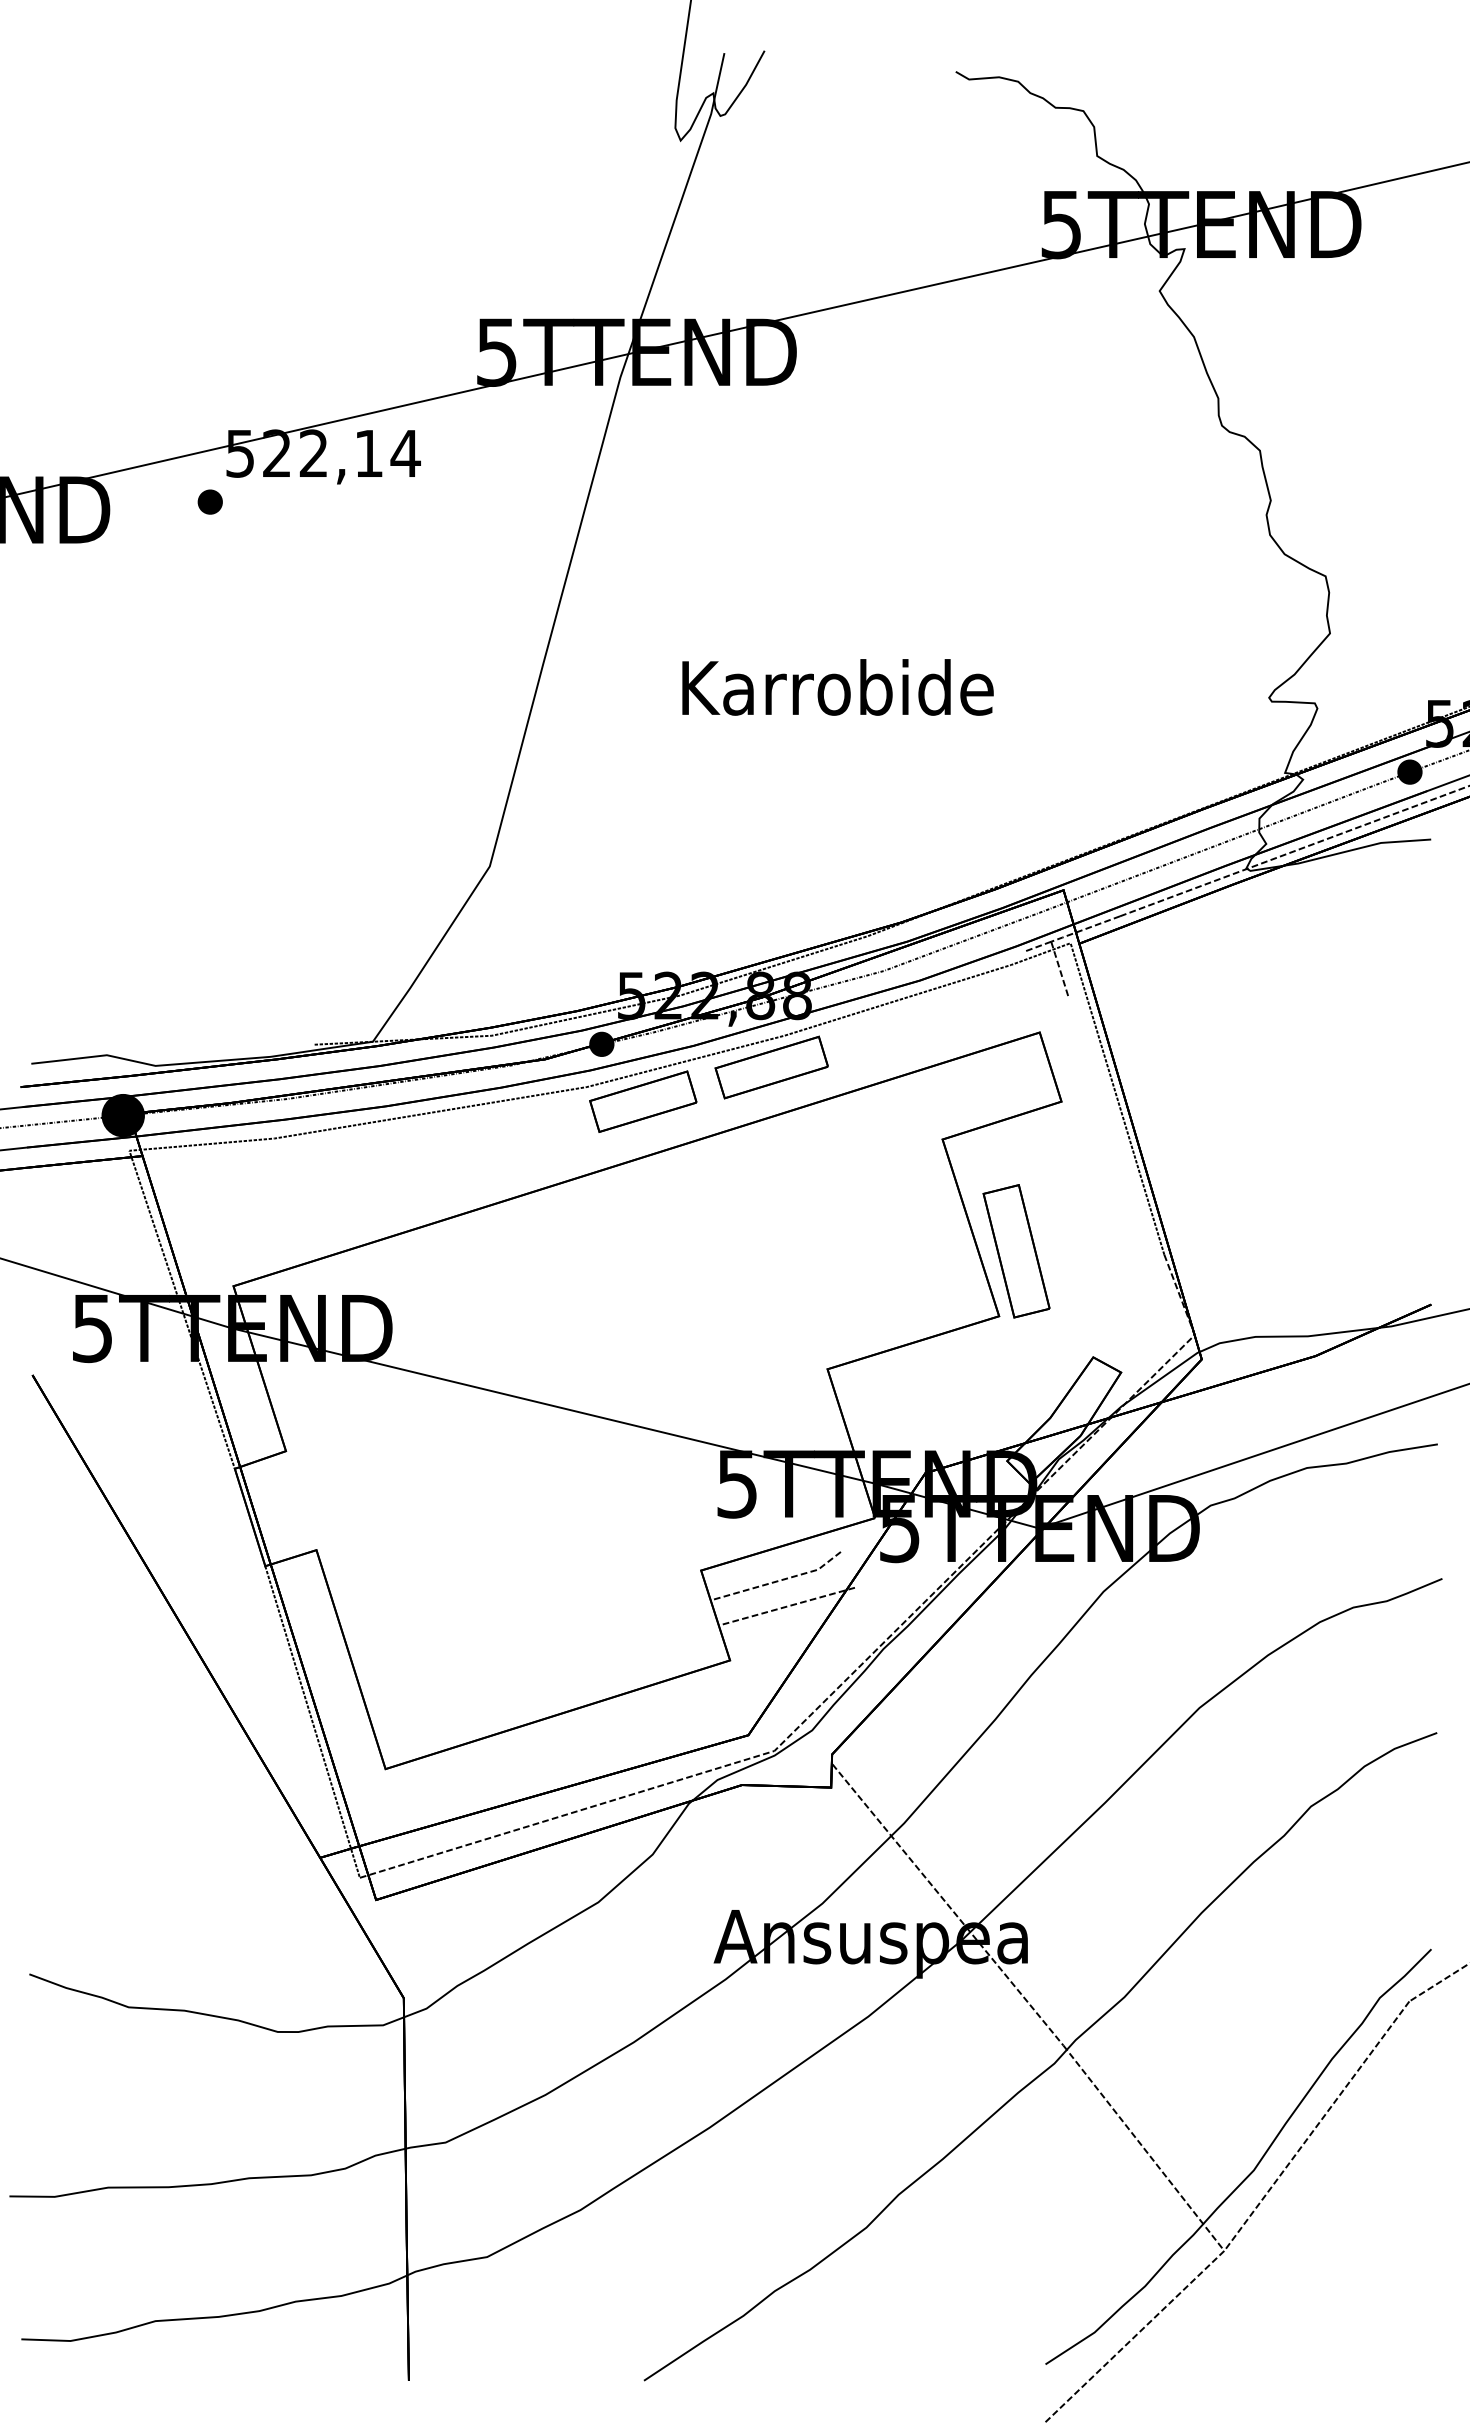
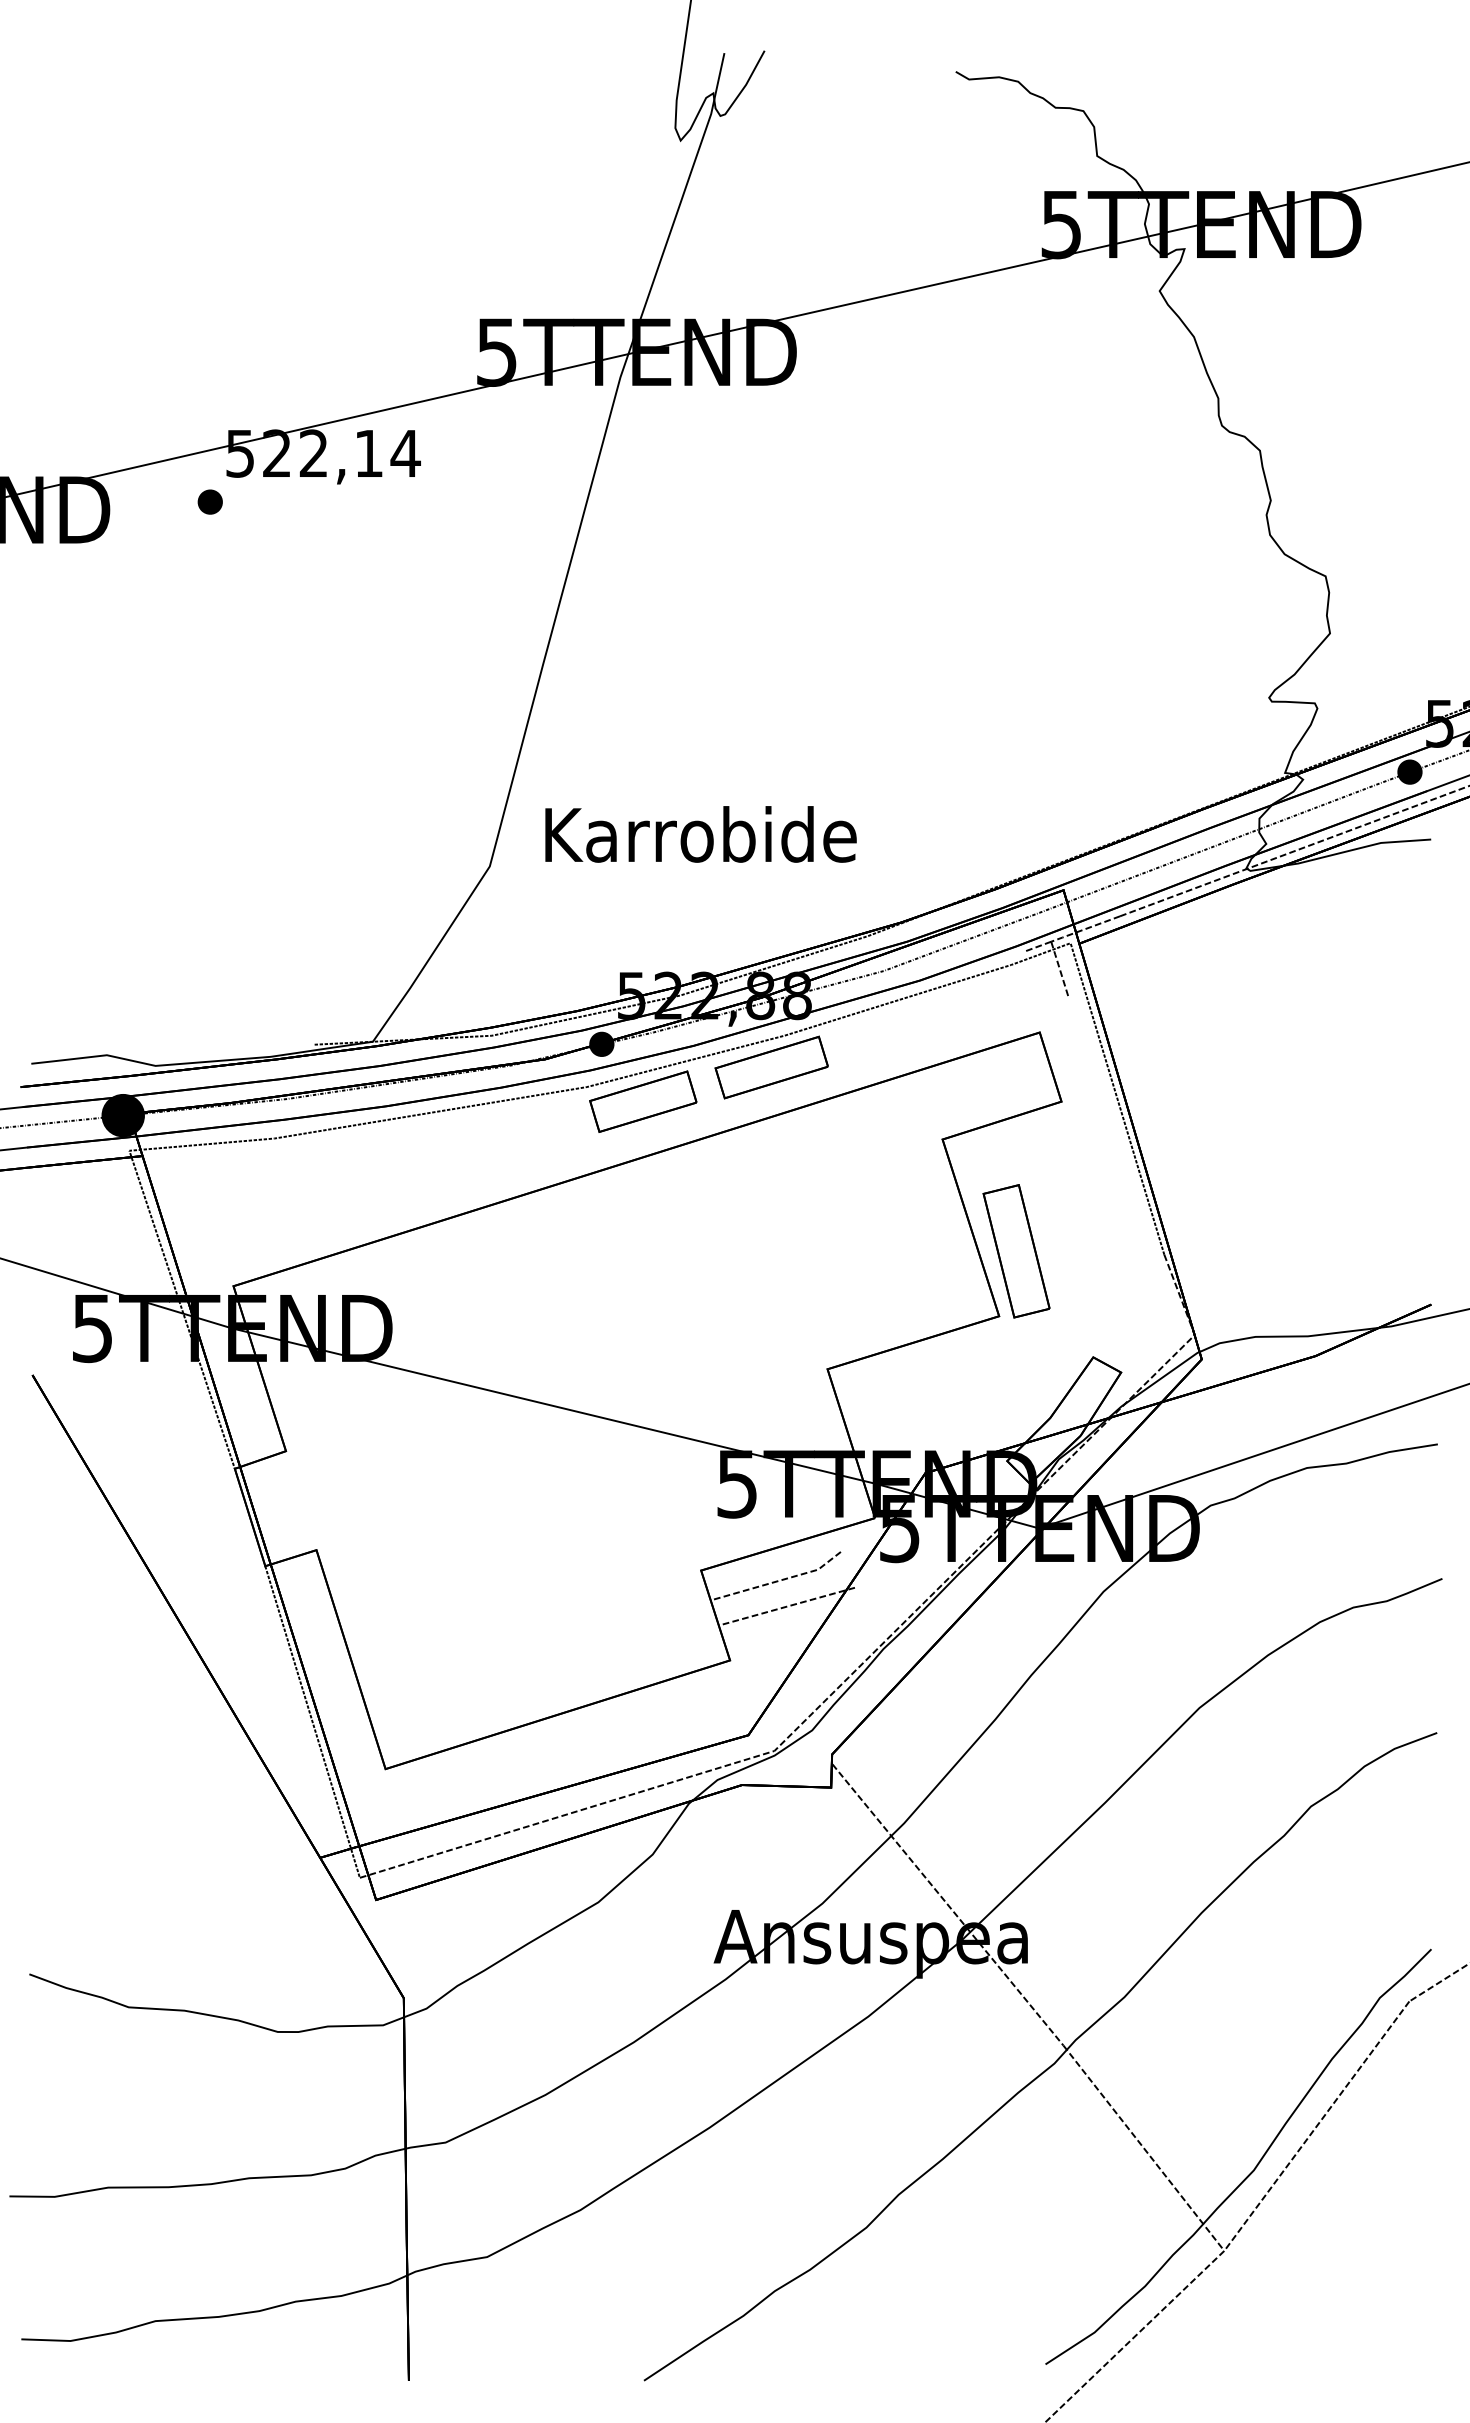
text position: (837, 687) -> (700, 834) (700, 834)
